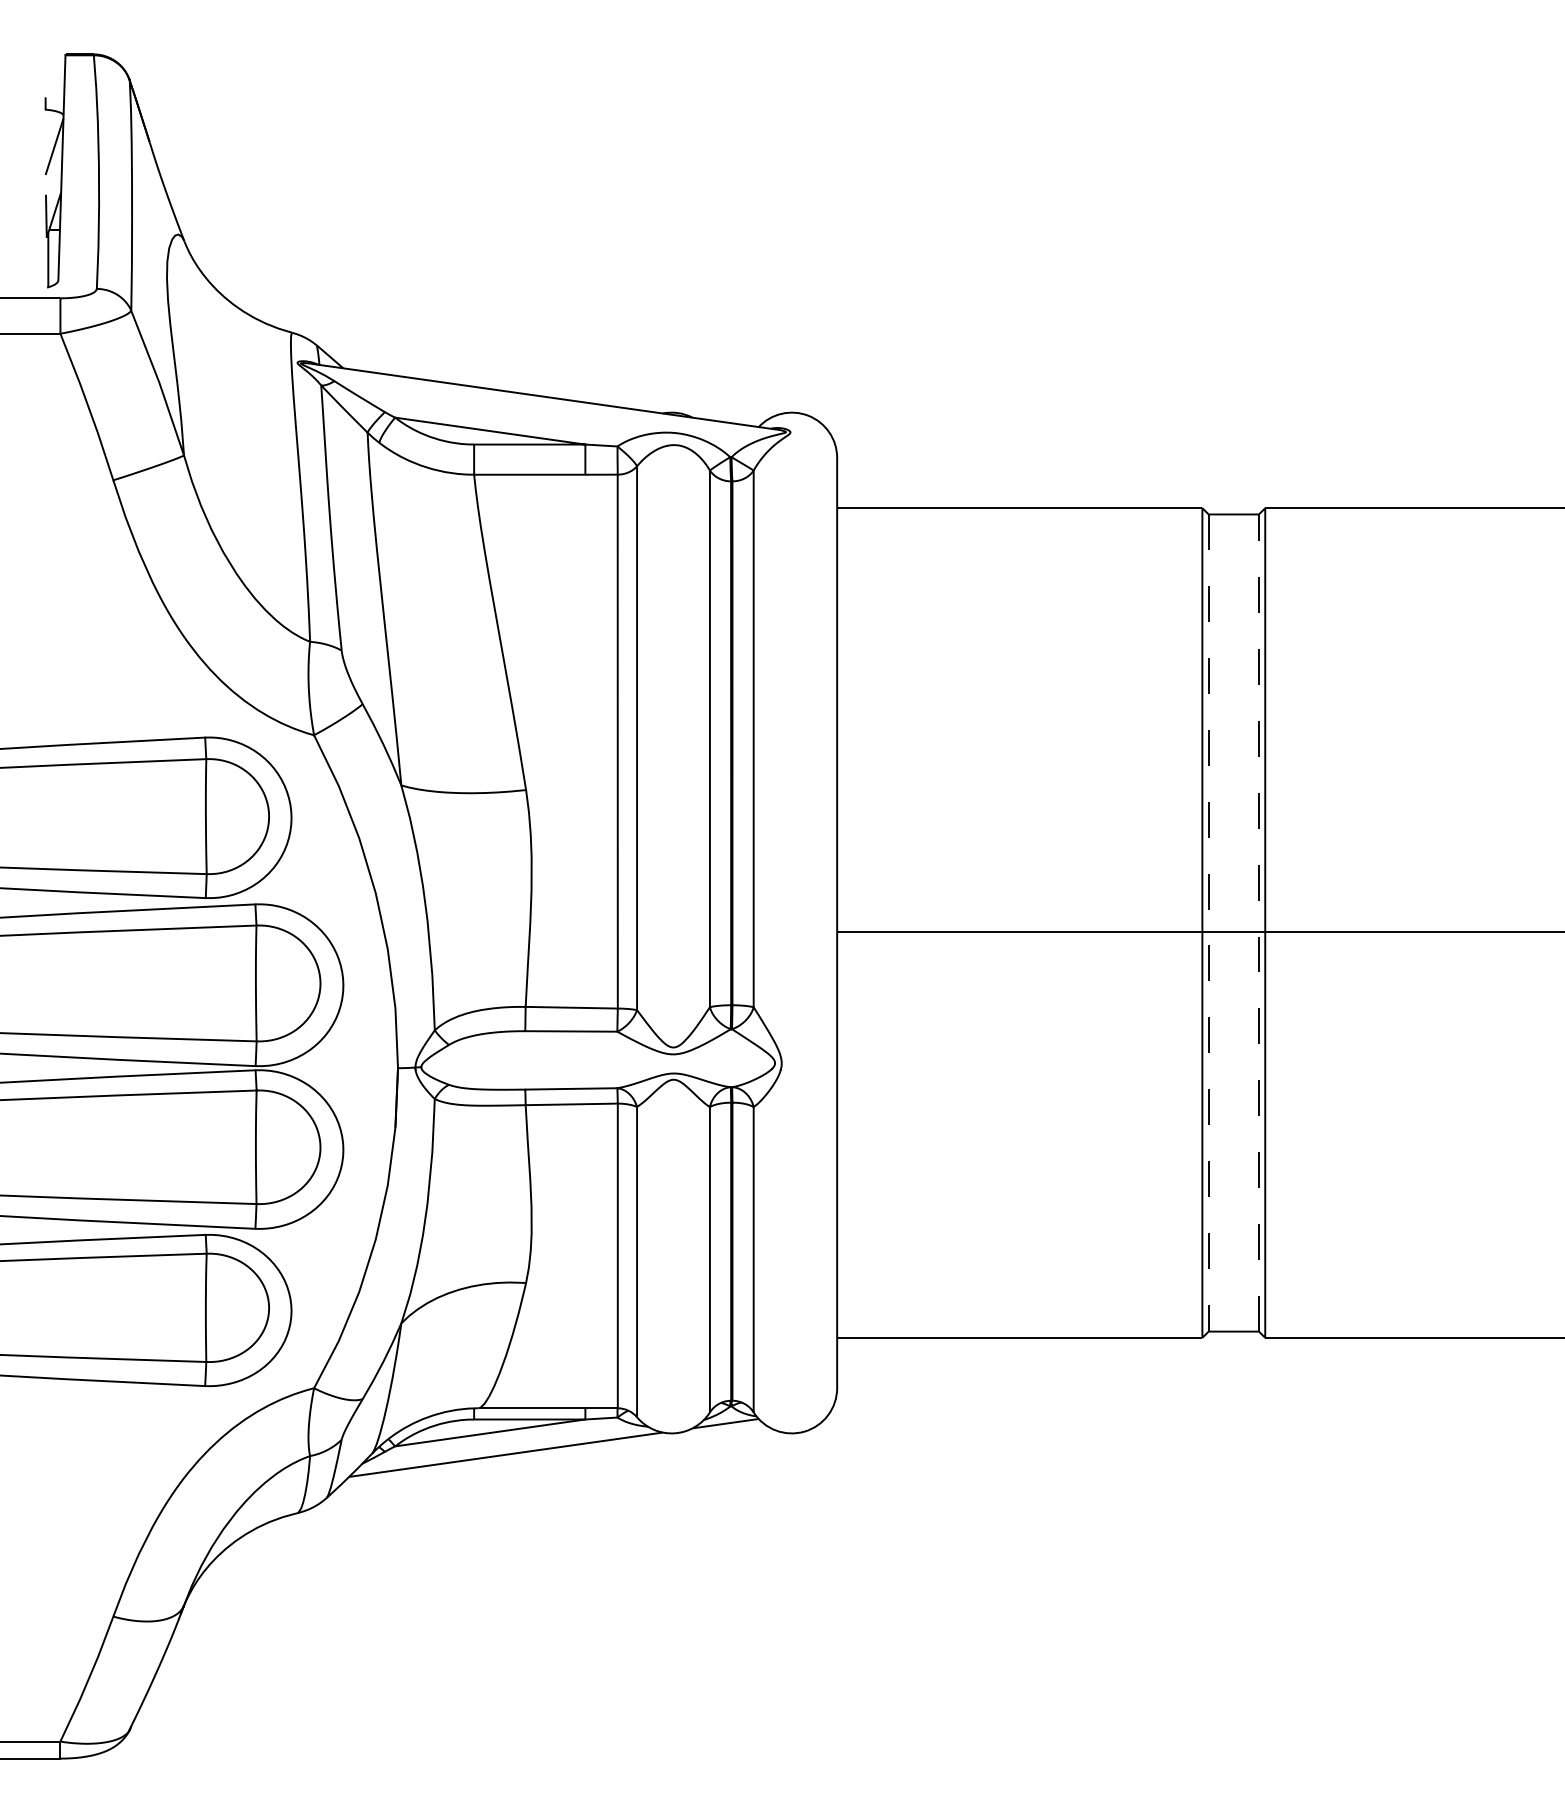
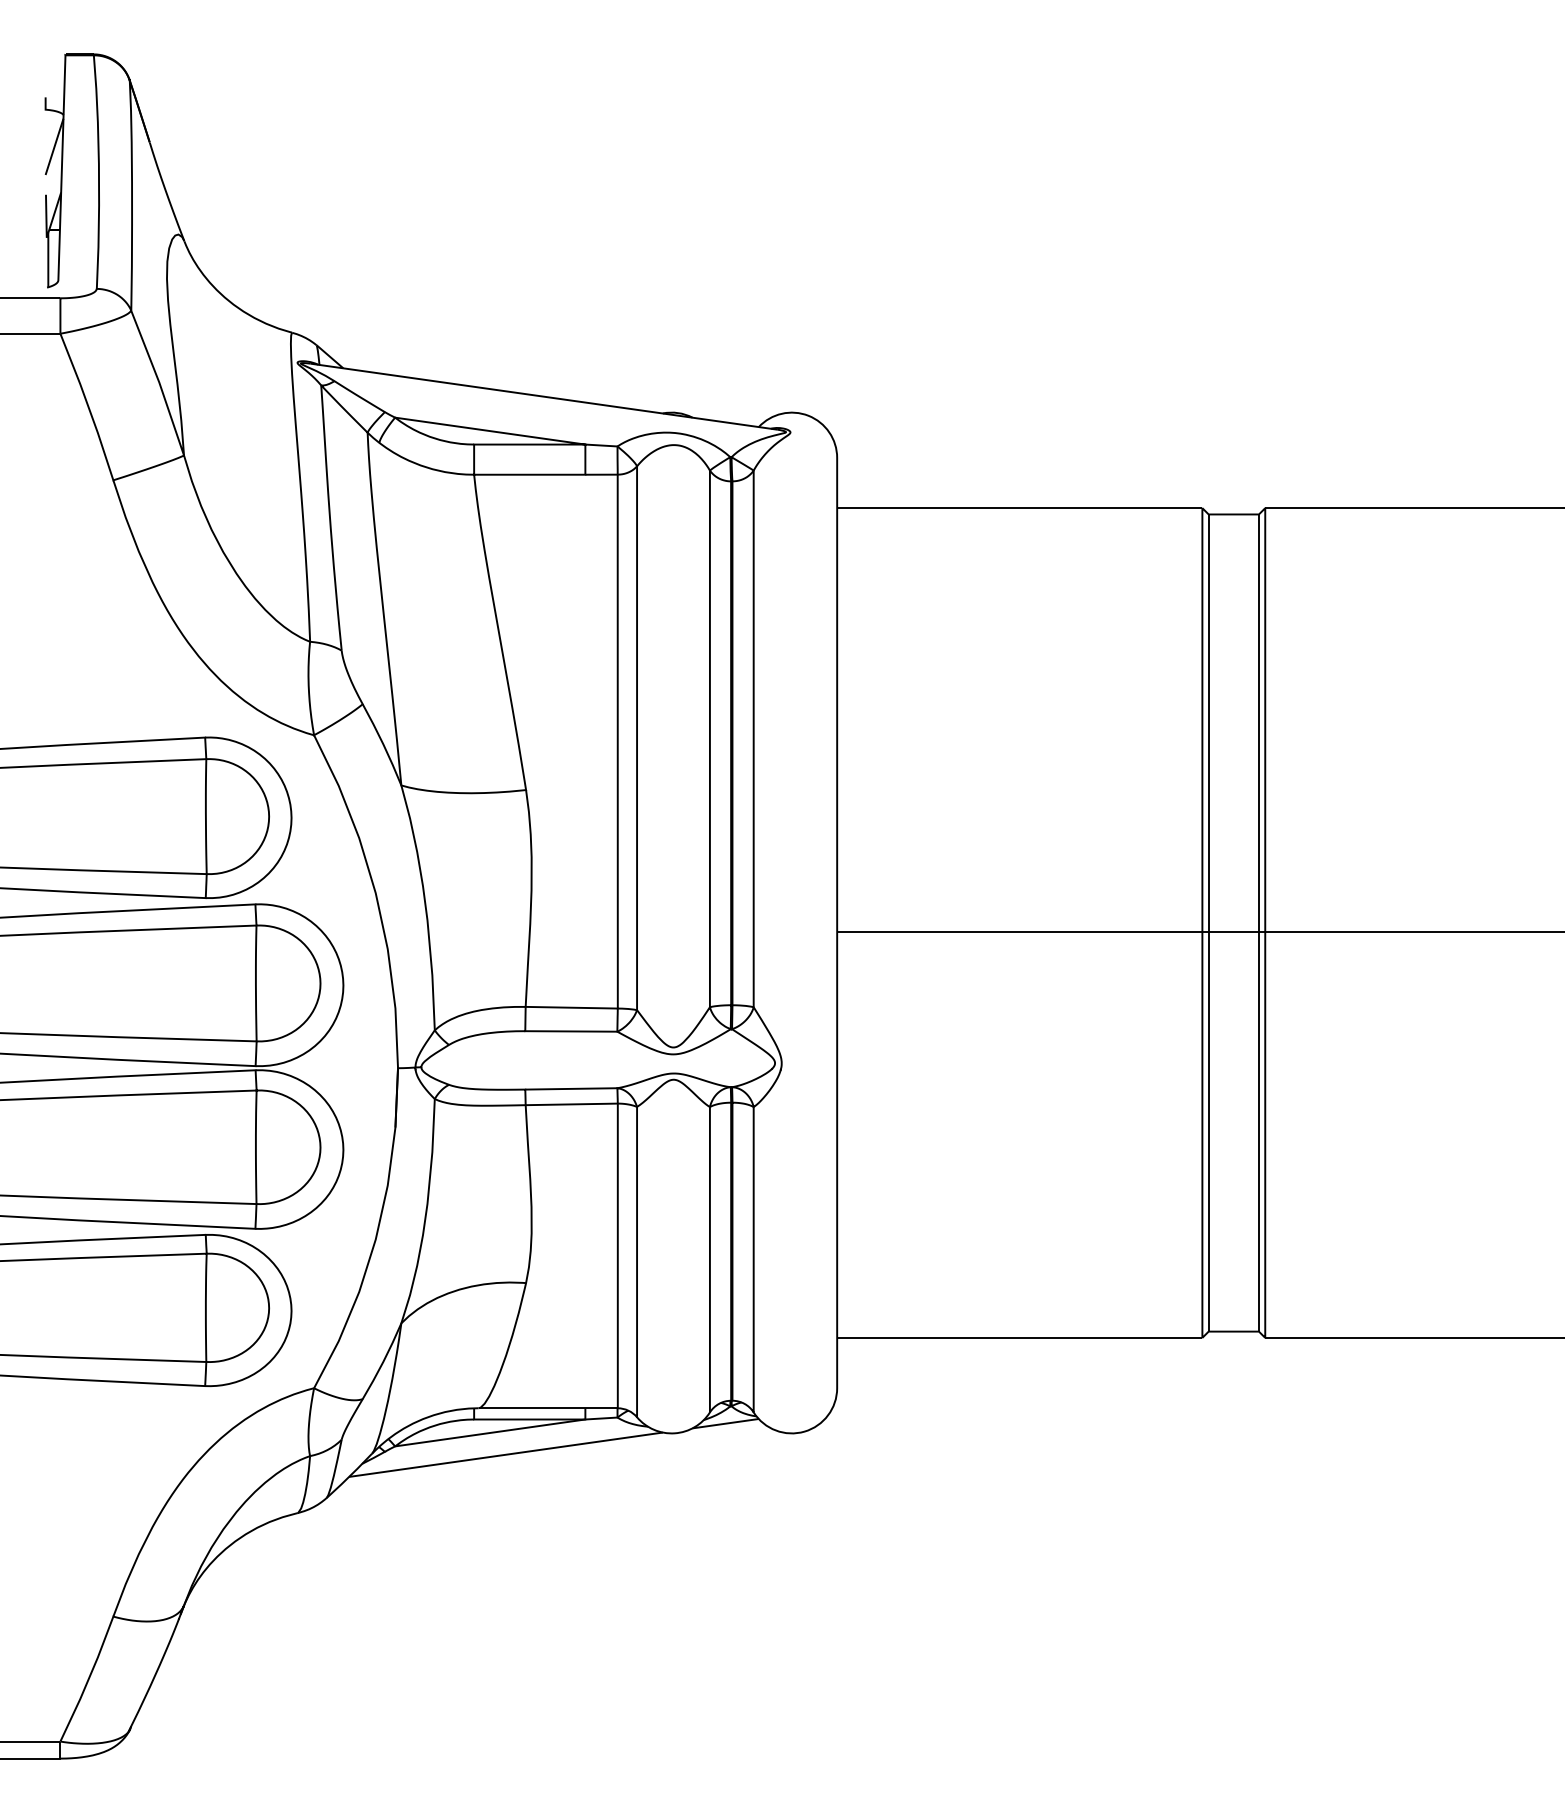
line: dashed -> solid (1208, 923)
line: dashed -> solid (1258, 923)
